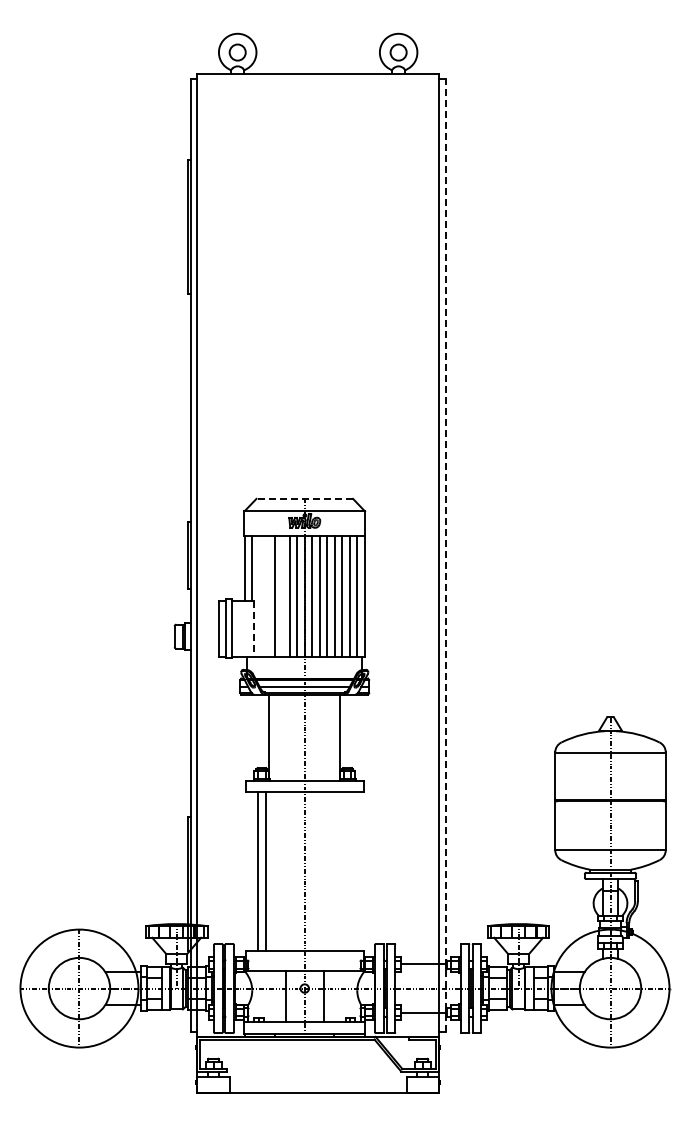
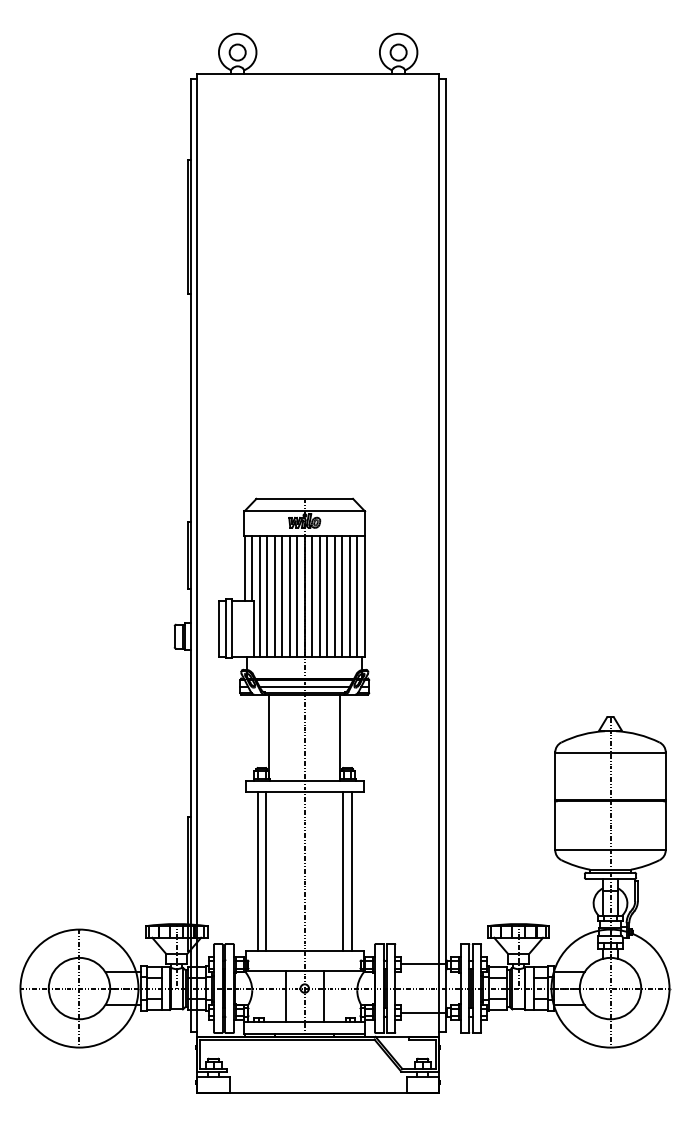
line: dashed -> solid (304, 498)
line: dashed -> solid (445, 554)
line: none -> present (259, 595)
line: none -> present (267, 595)
line: none -> present (282, 595)
line: dashed -> solid (254, 628)
line: none -> present (343, 871)
line: none -> present (351, 871)
